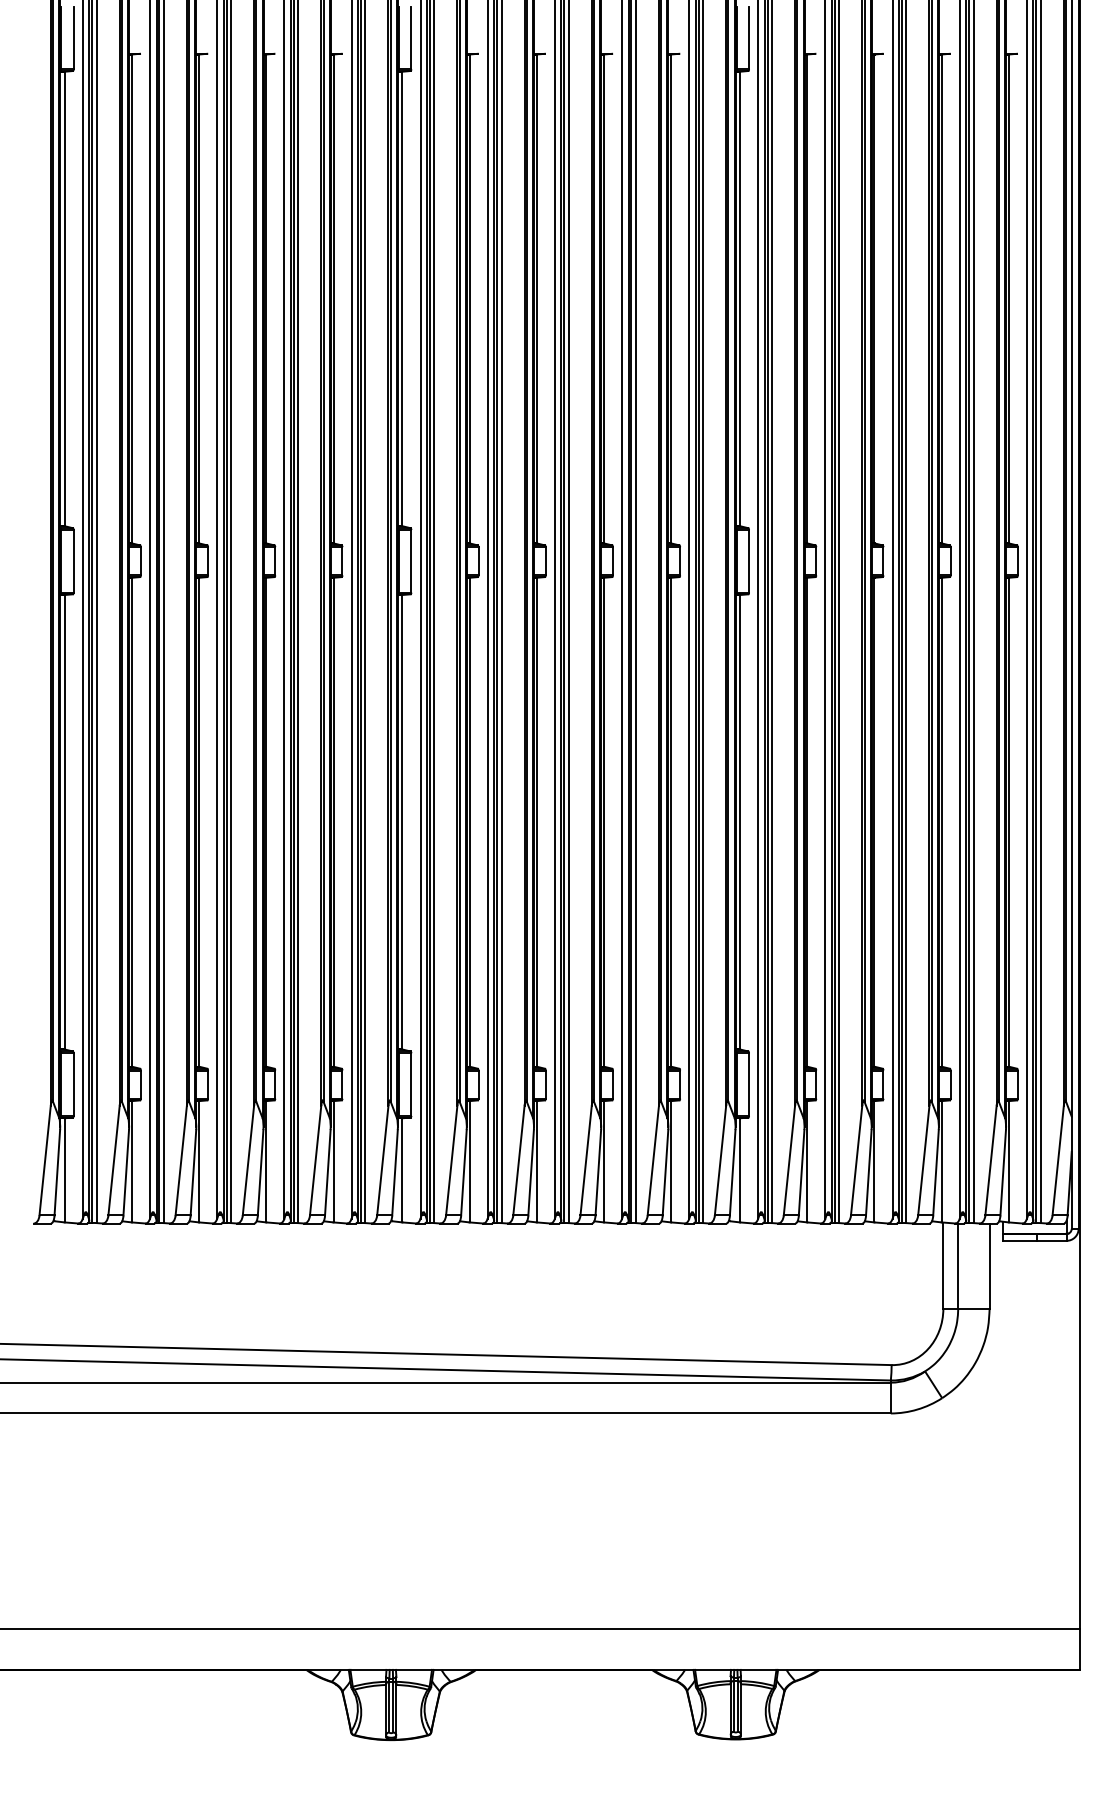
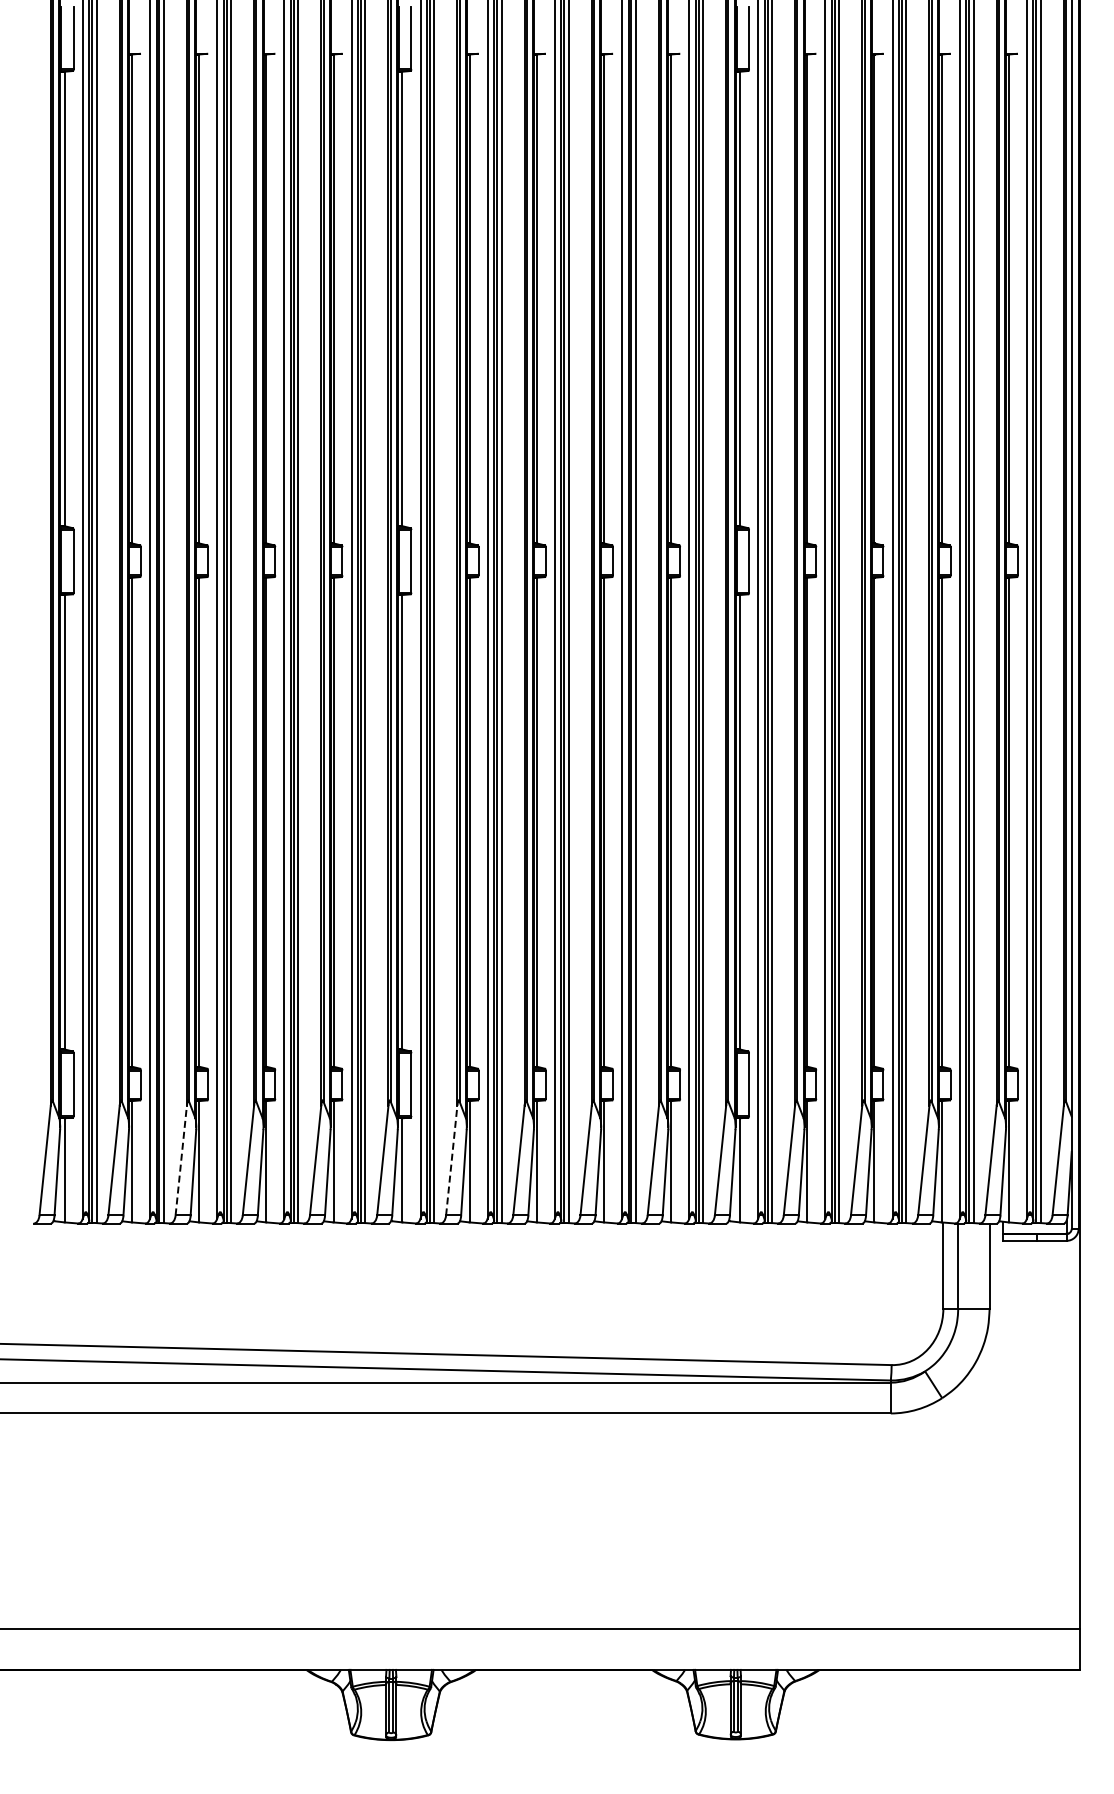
line: solid -> dashed (181, 1160)
line: solid -> dashed (451, 1160)
